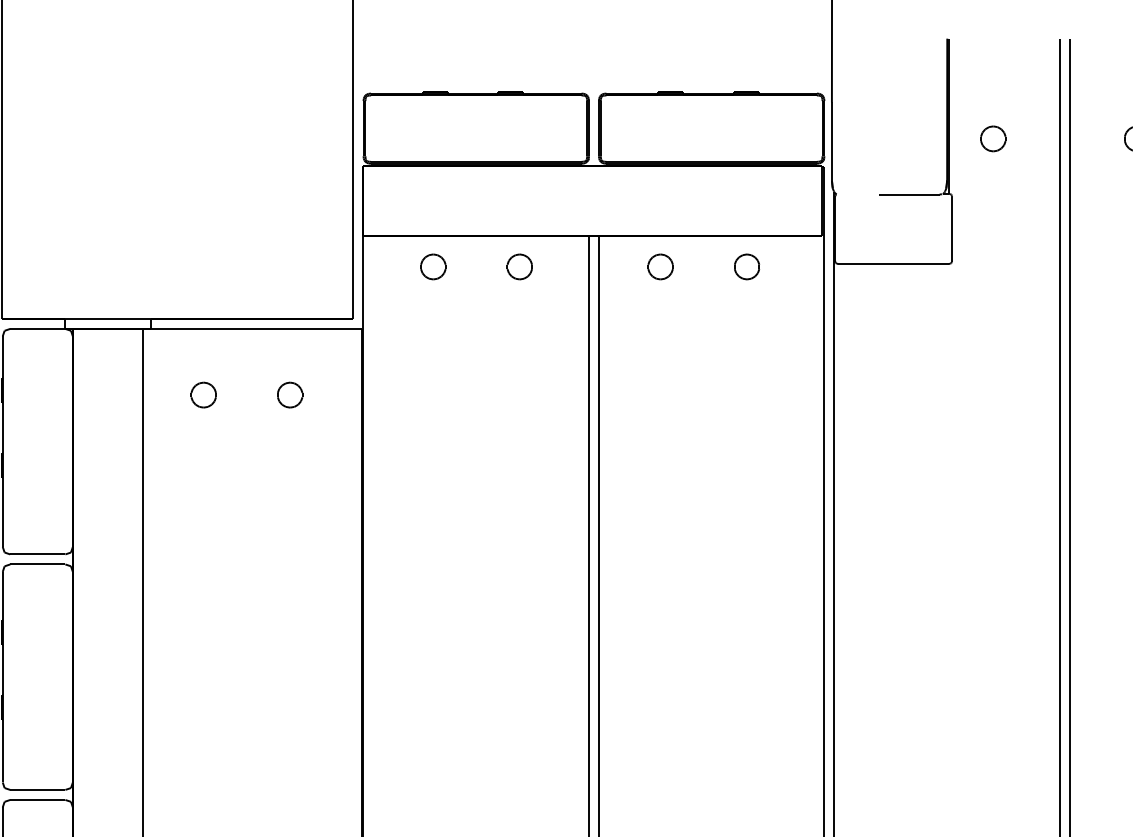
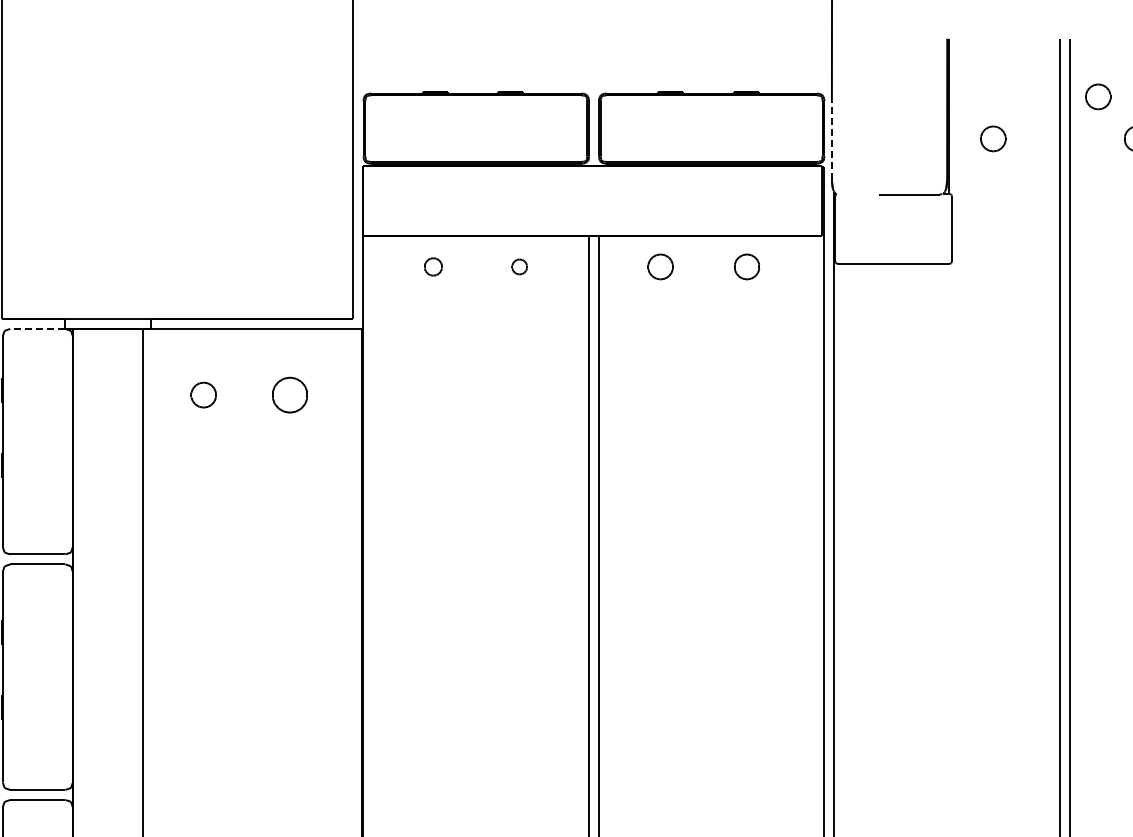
part: none -> present (1098, 96)
line: solid -> dashed (831, 141)
part size: 27x28 px -> 19x20 px (433, 266)
part size: 27x28 px -> 17x18 px (519, 266)
line: solid -> dashed (37, 328)
part size: 27x28 px -> 36x38 px (289, 394)
